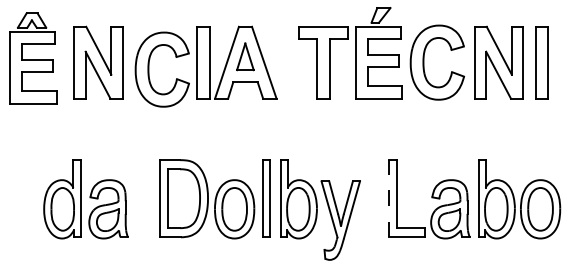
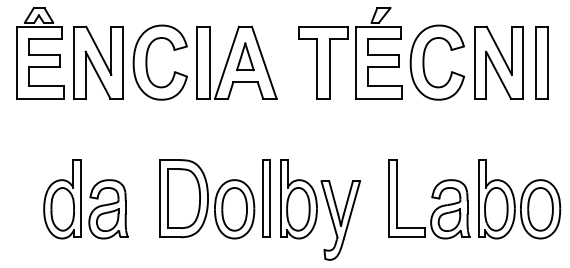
part position: (33, 58) -> (40, 53) (40, 53)
part position: (149, 69) -> (147, 62) (147, 62)
line: dashed -> solid (389, 198)
